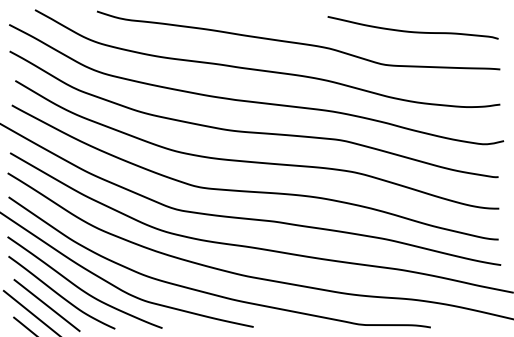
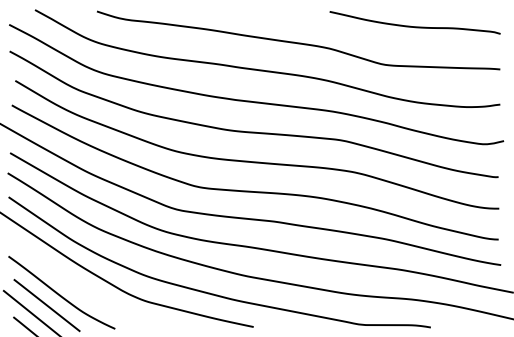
curve position: (412, 31) -> (414, 26) (414, 26)
curve: present -> none (81, 288)
